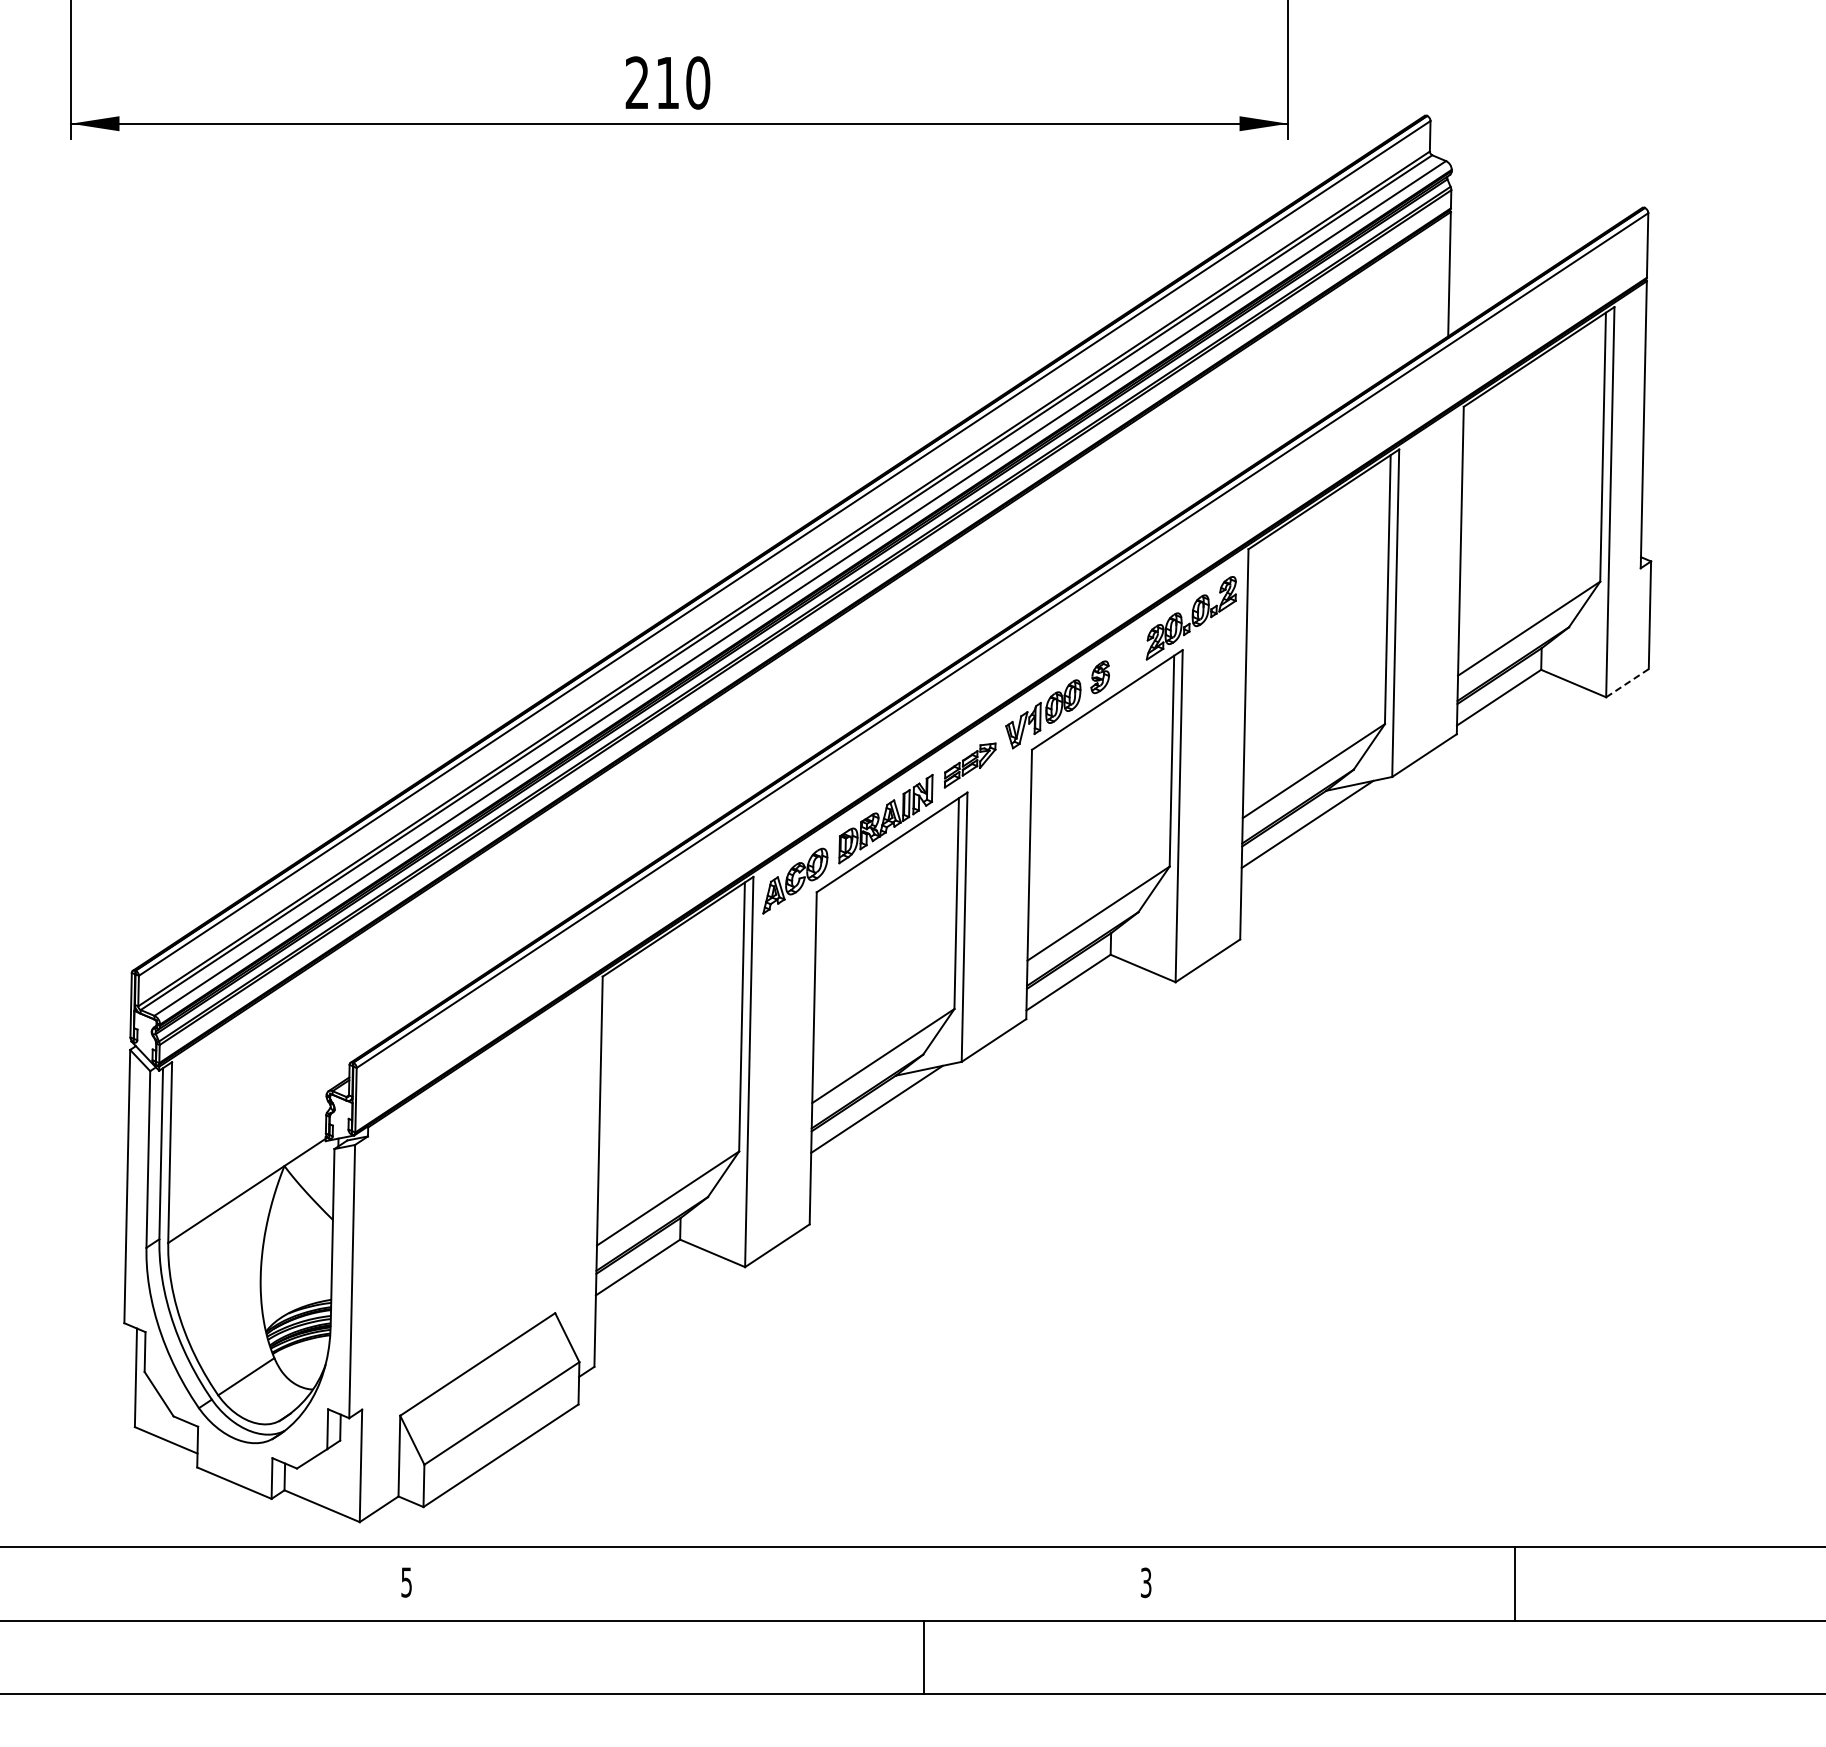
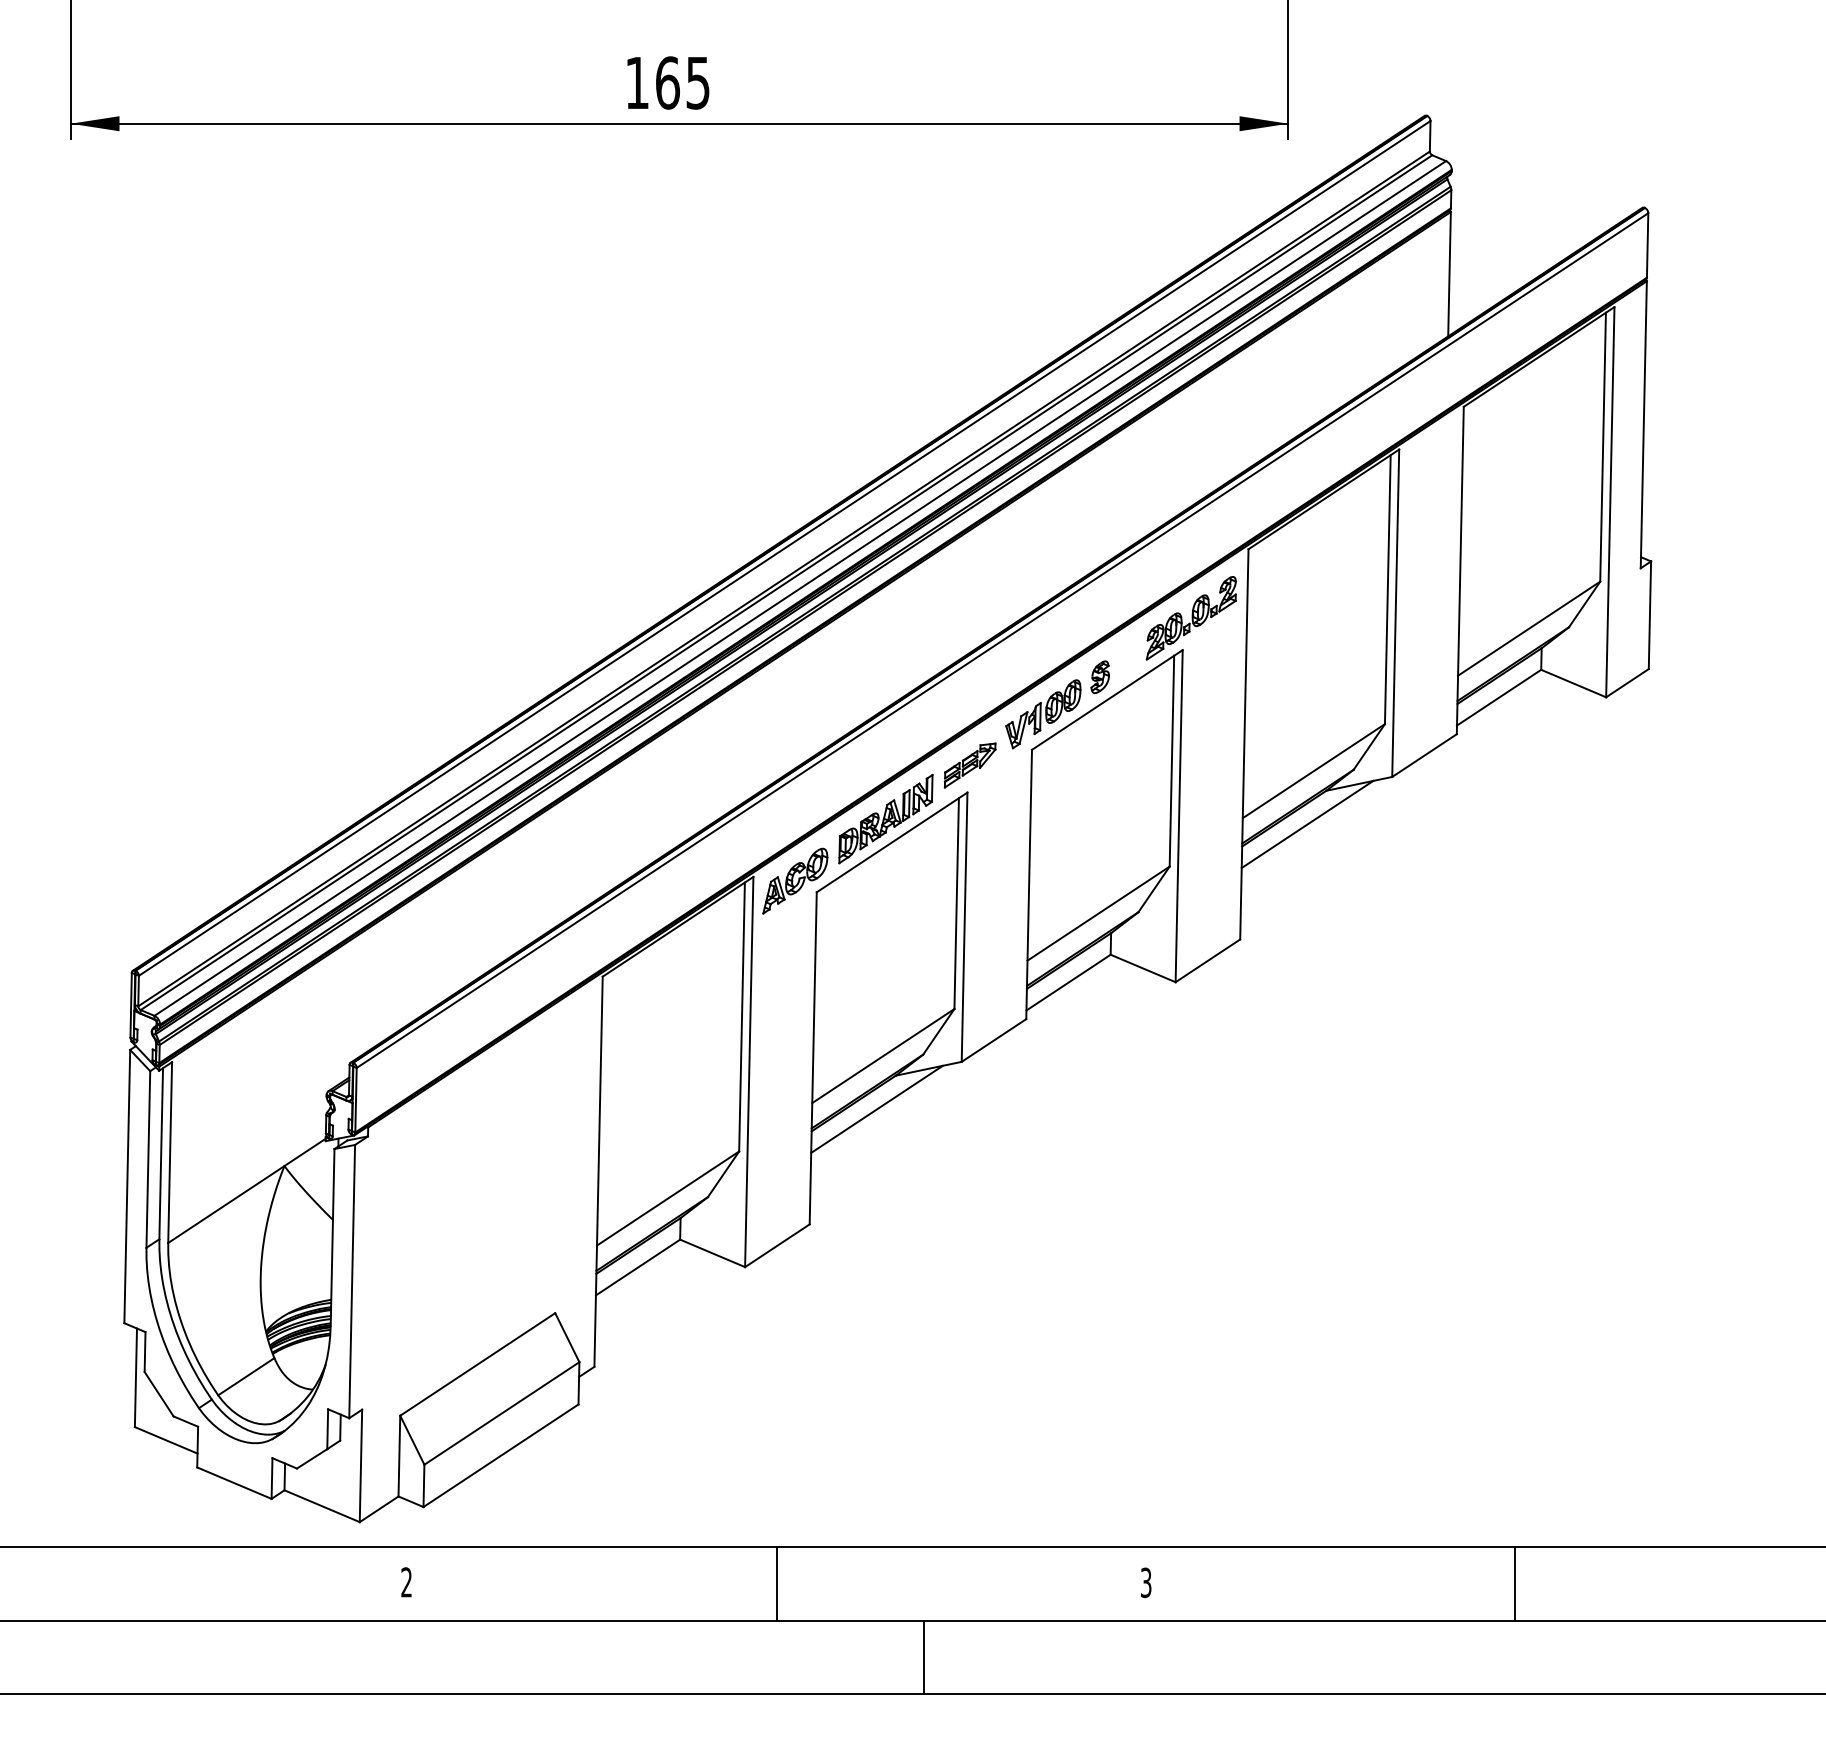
text: 210 -> 165 (667, 82)
line: dashed -> solid (1627, 683)
text: 5 -> 2 (406, 1582)
line: none -> present (776, 1583)
